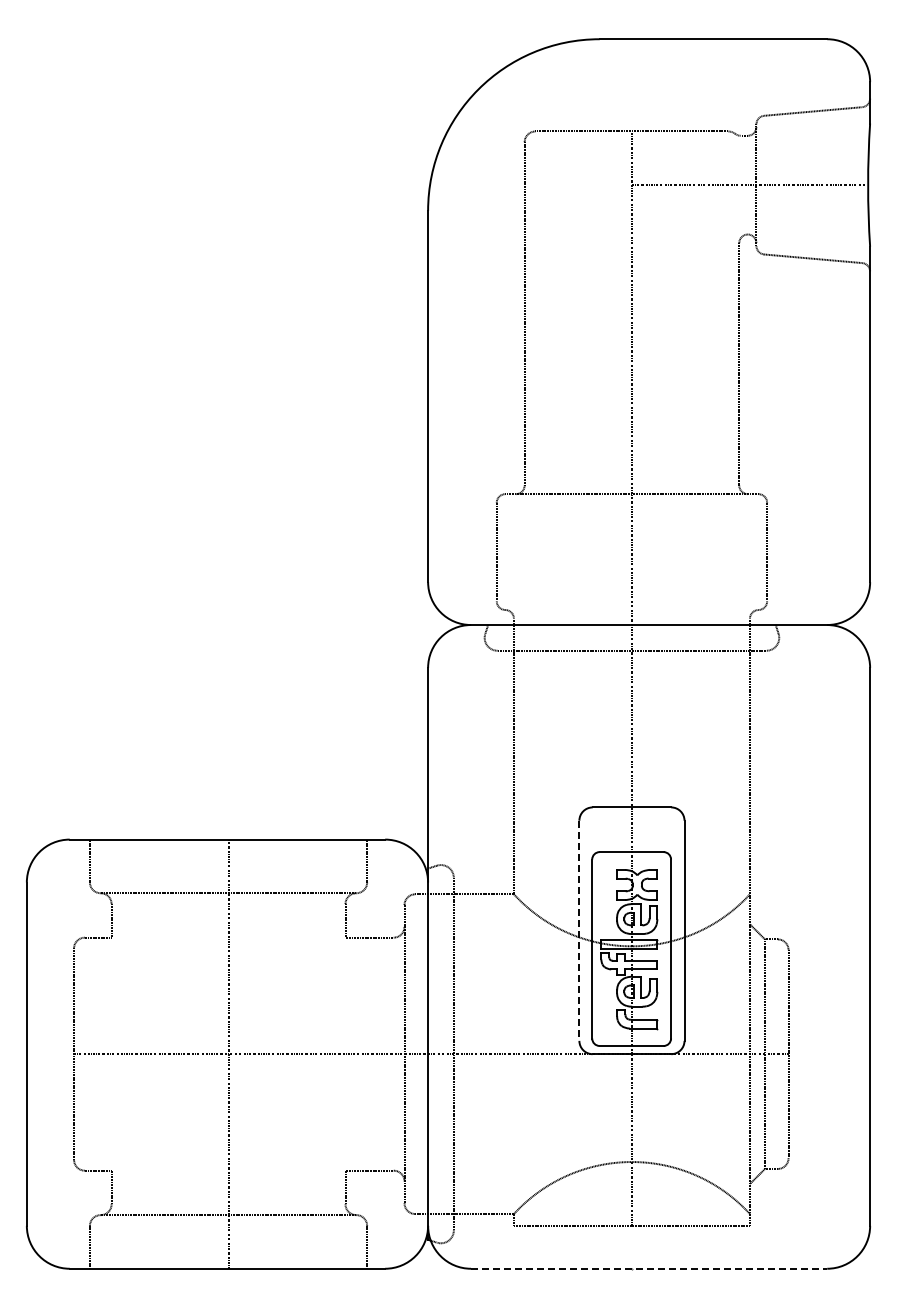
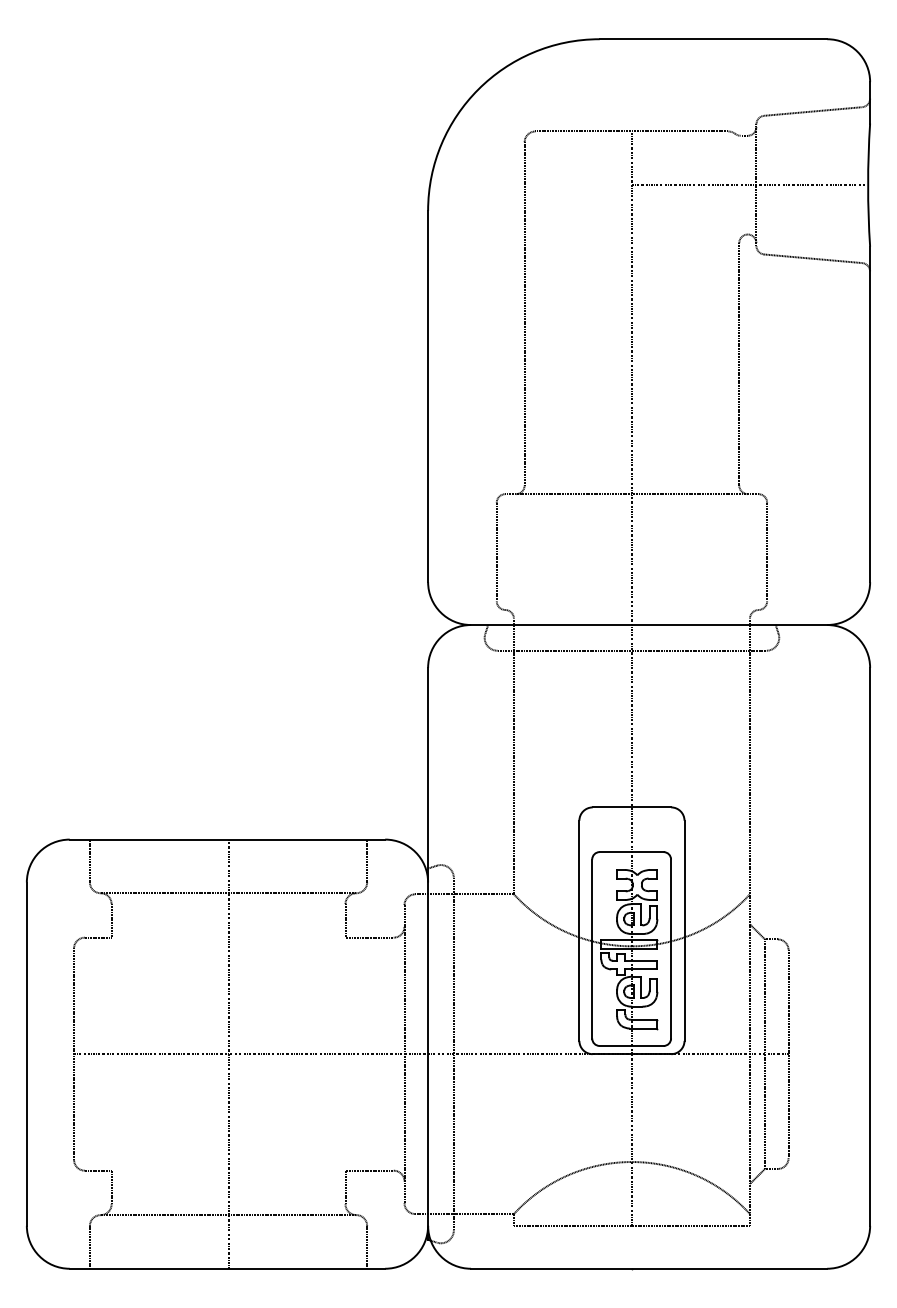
line: dashed -> solid (579, 931)
line: dashed -> solid (649, 1268)
